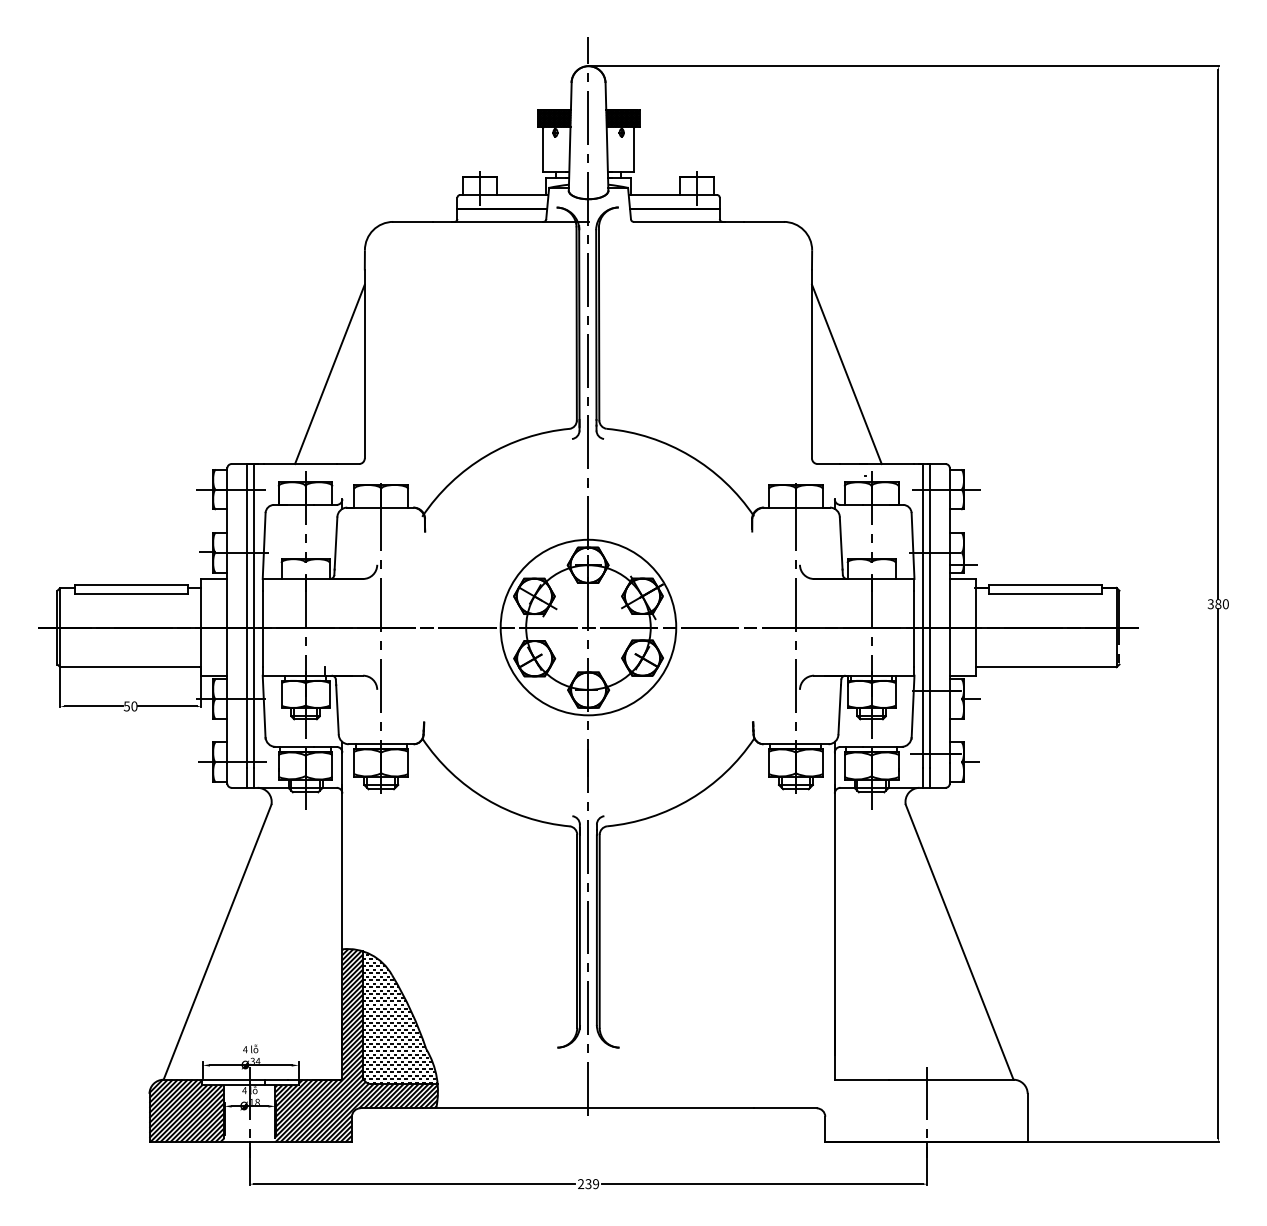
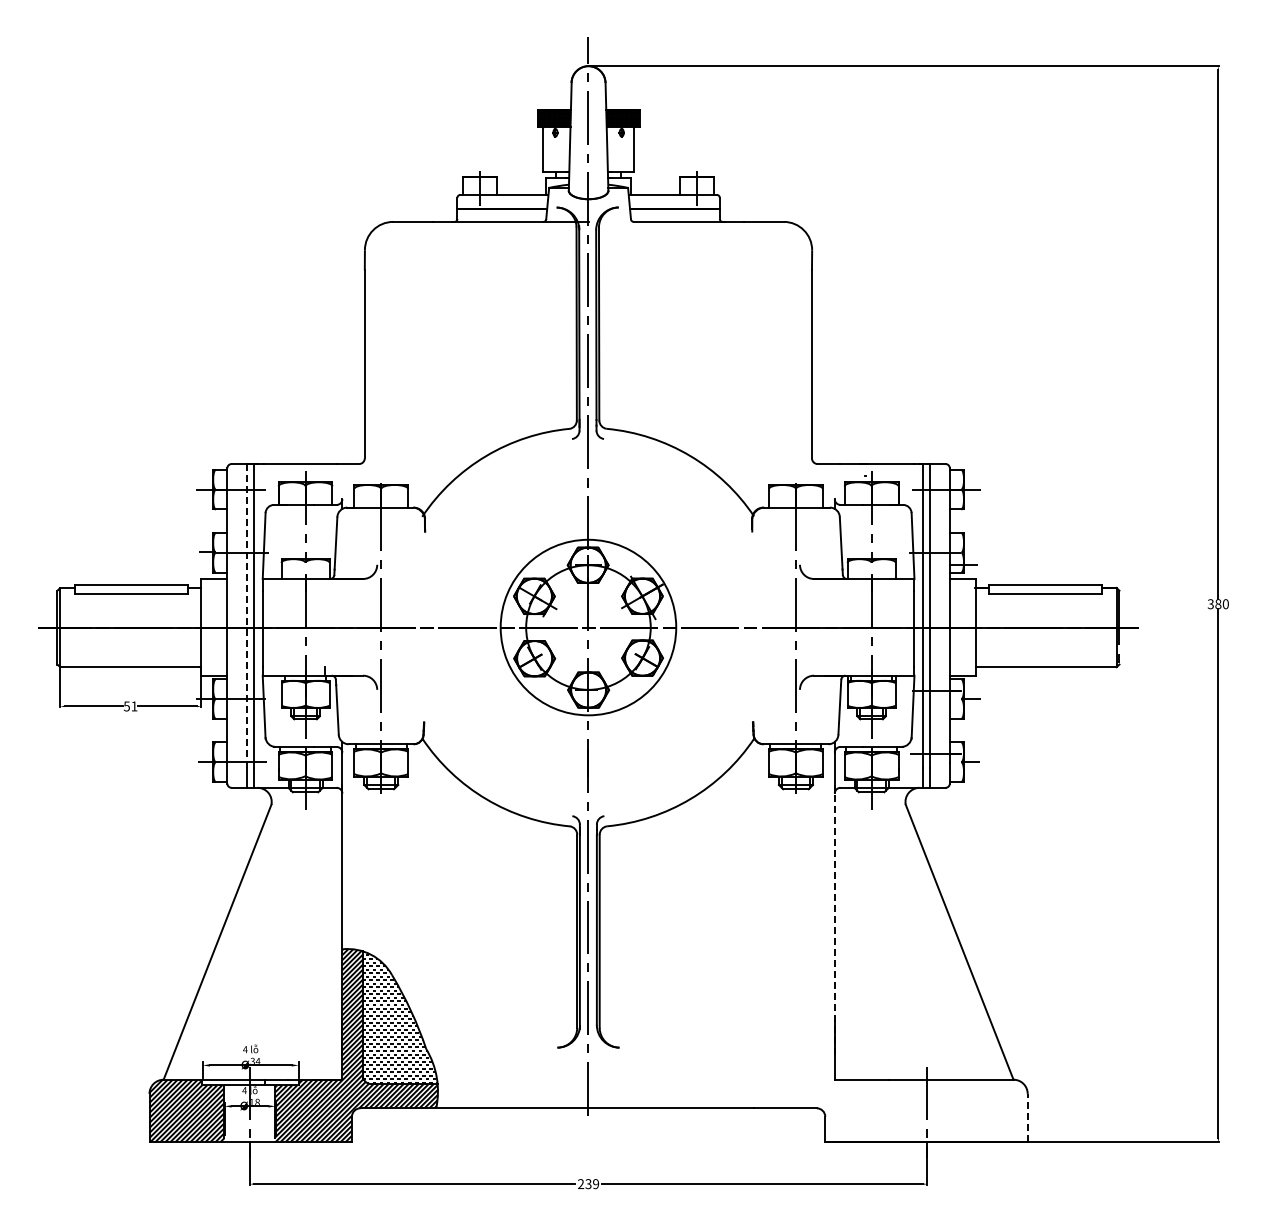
line: present -> none (329, 374)
line: present -> none (846, 374)
line: solid -> dashed (247, 615)
text: 50 -> 51 (134, 706)
line: solid -> dashed (834, 920)
line: solid -> dashed (1027, 1117)
